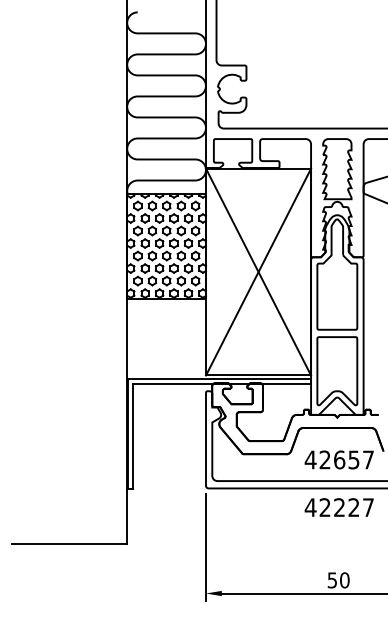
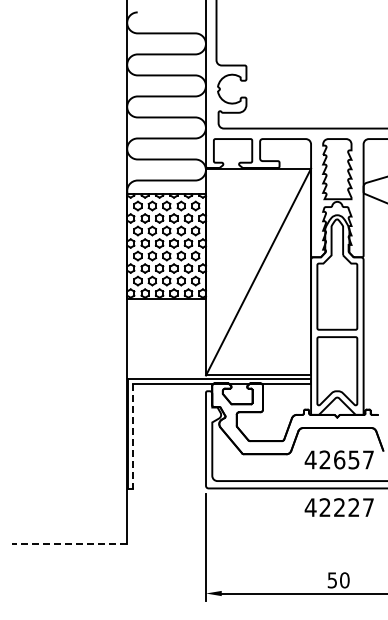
line: present -> none (258, 271)
line: solid -> dashed (132, 436)
line: solid -> dashed (69, 544)
